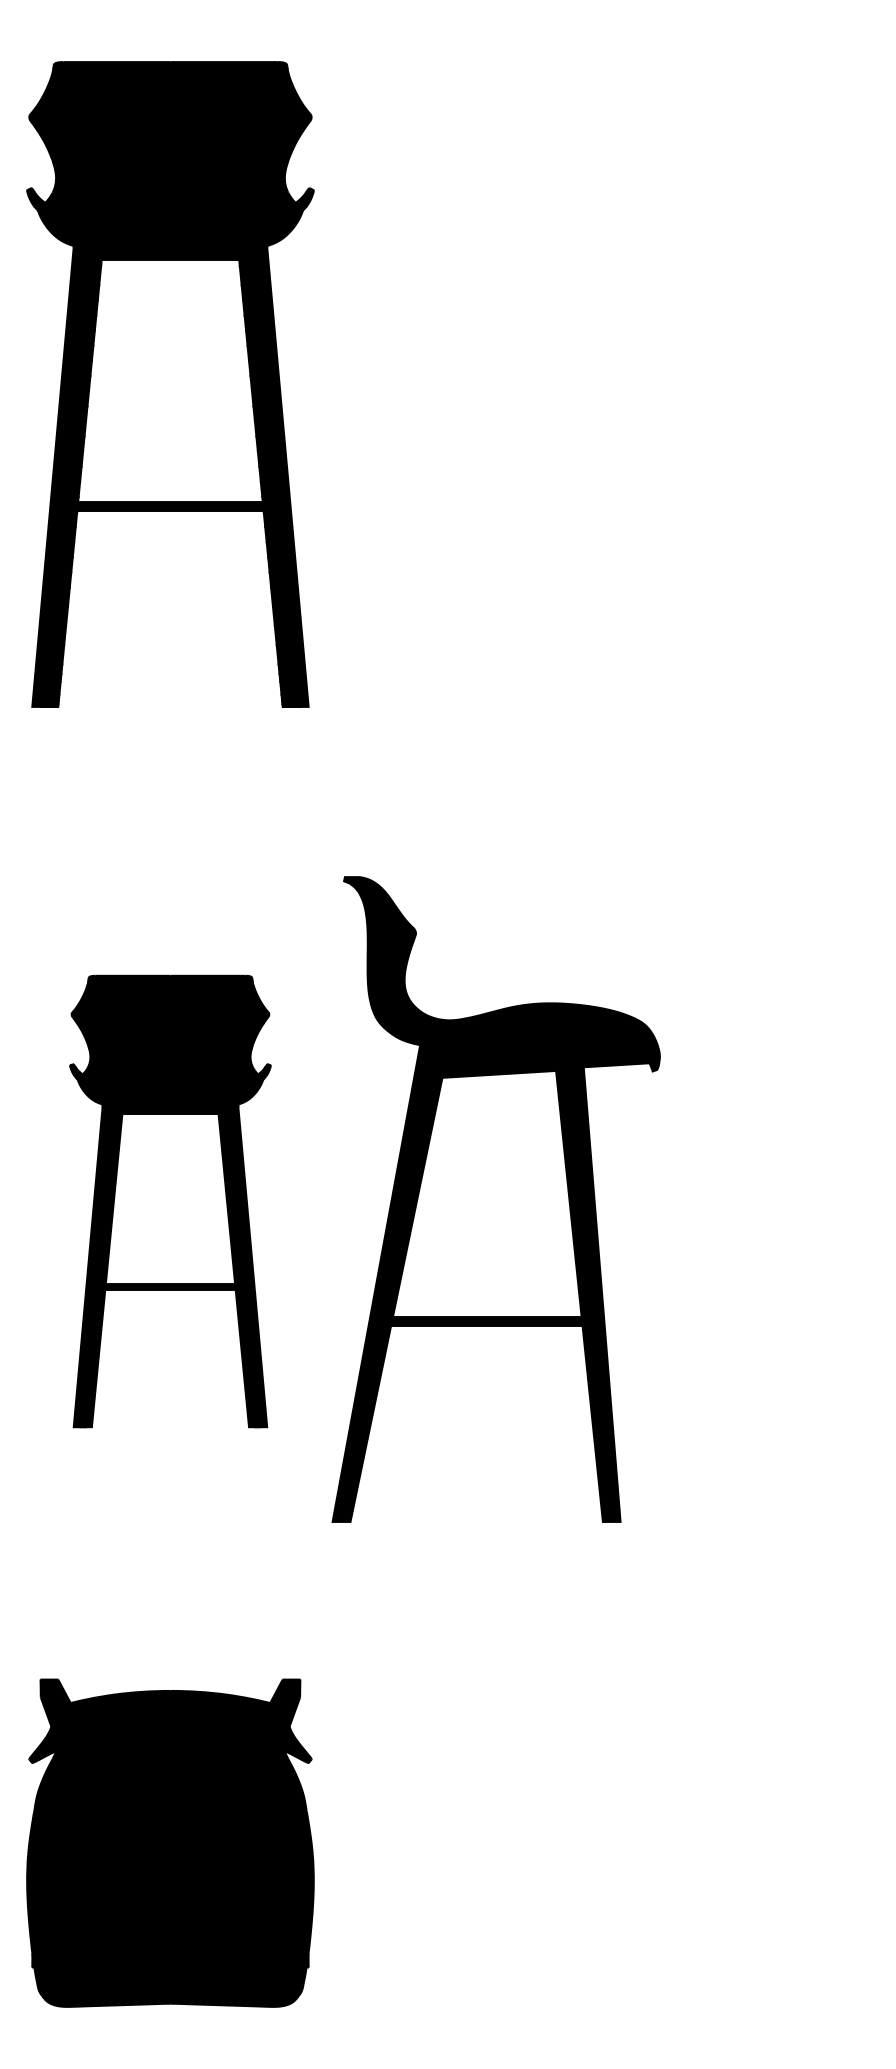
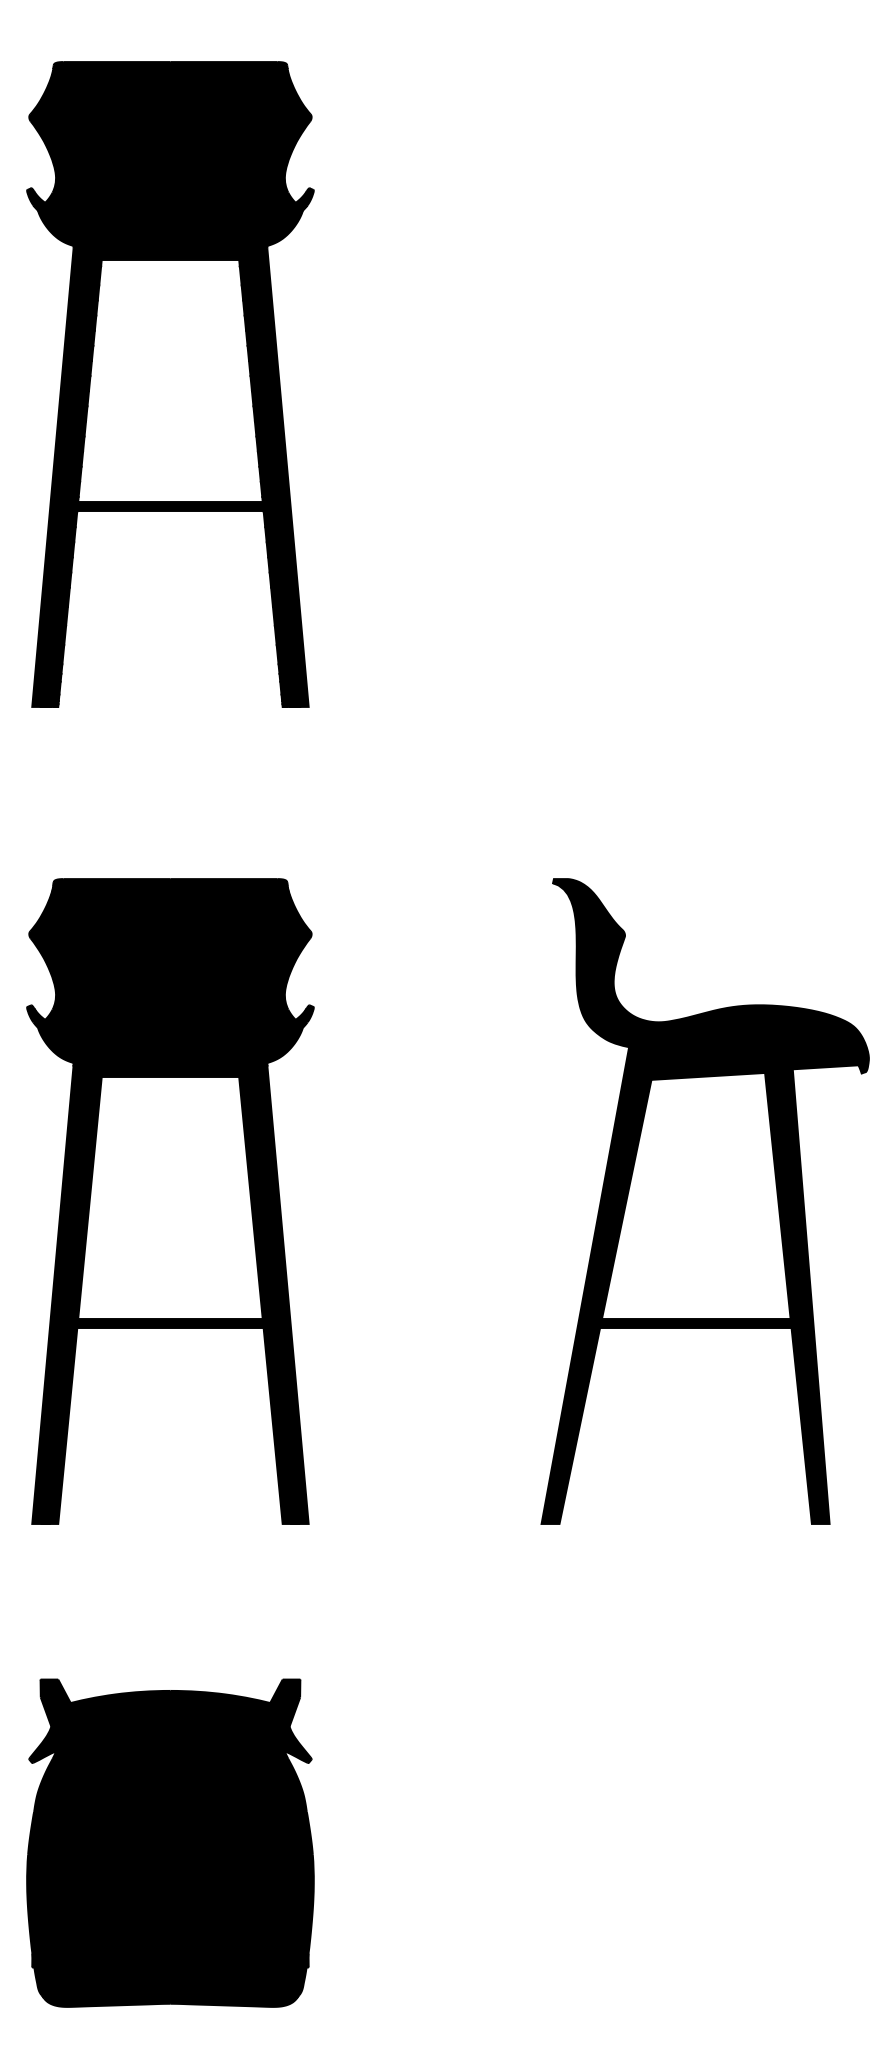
part position: (495, 1199) -> (704, 1201) (704, 1201)
part size: 203x455 px -> 289x647 px (170, 1201)
